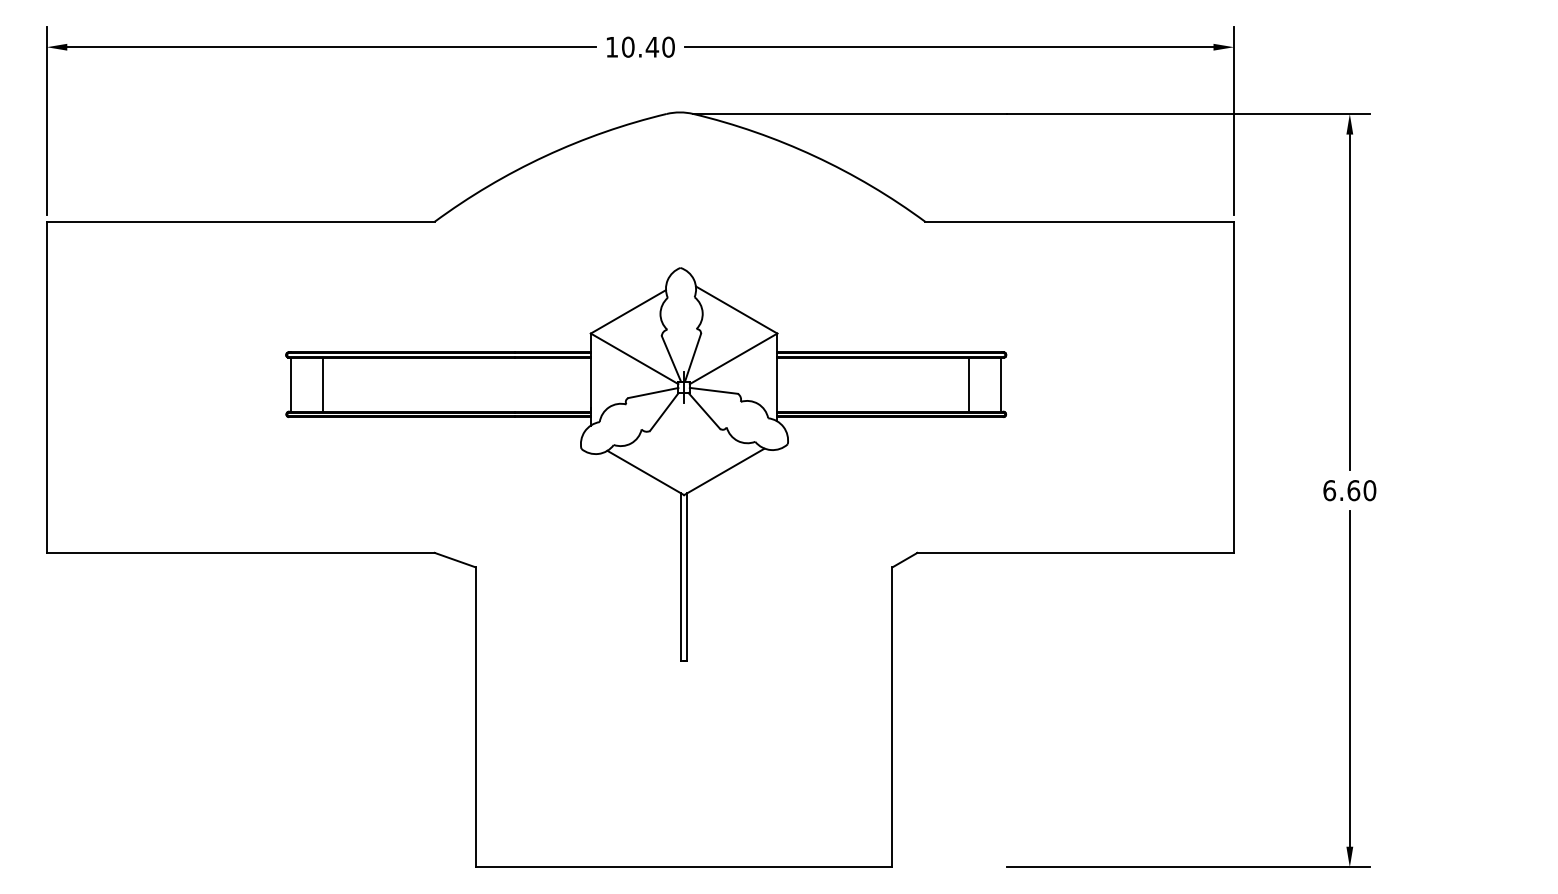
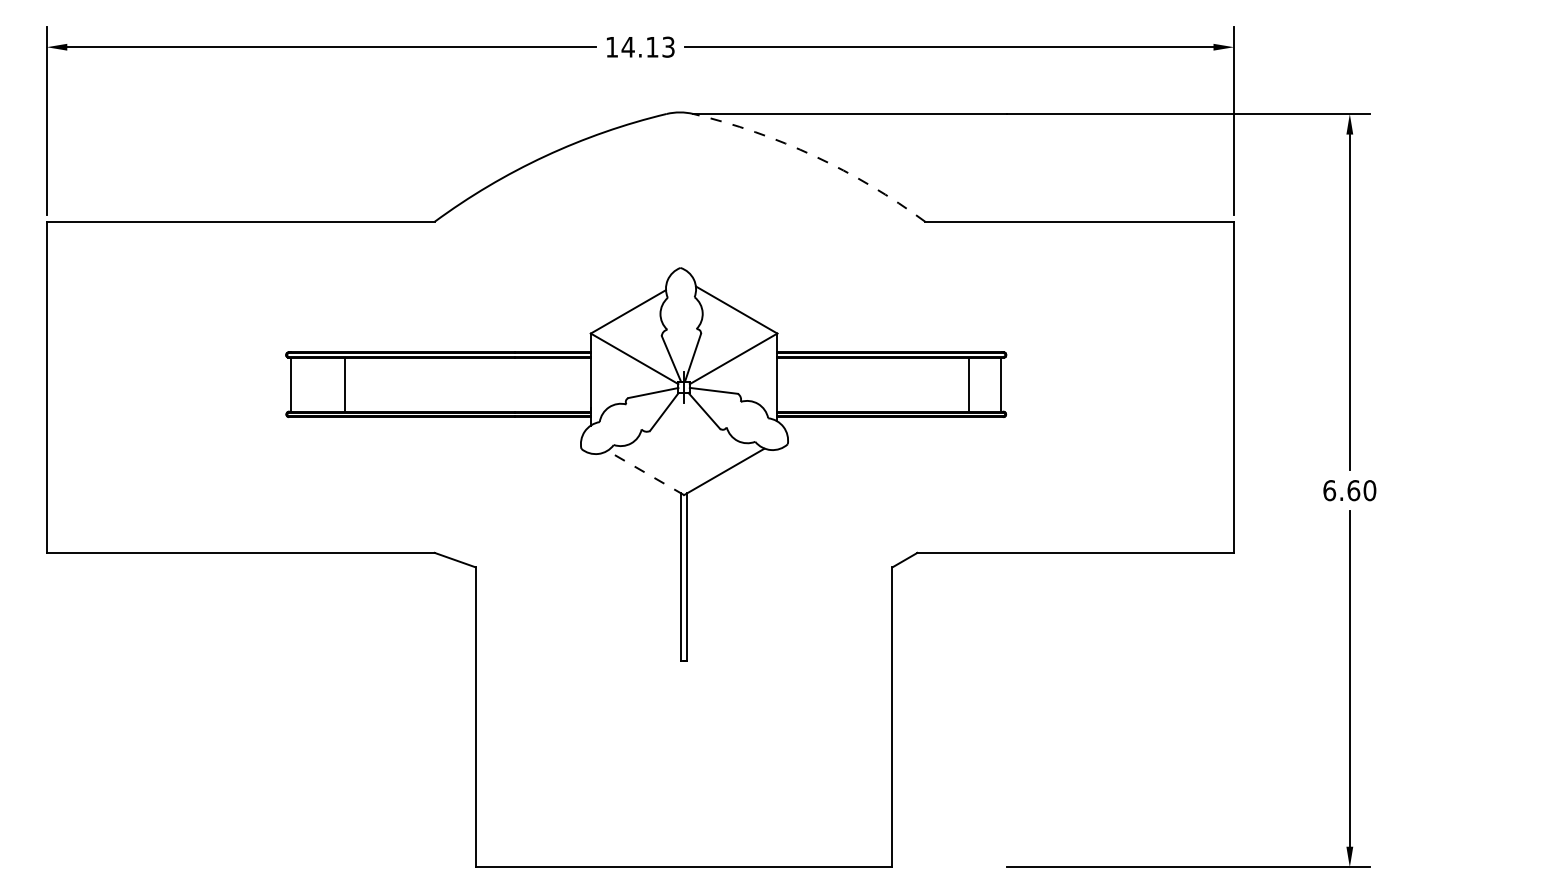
text: 10.40 -> 14.13 (647, 46)
arc: solid -> dashed (814, 156)
line position: (323, 384) -> (345, 384) (345, 384)
line: solid -> dashed (645, 472)
